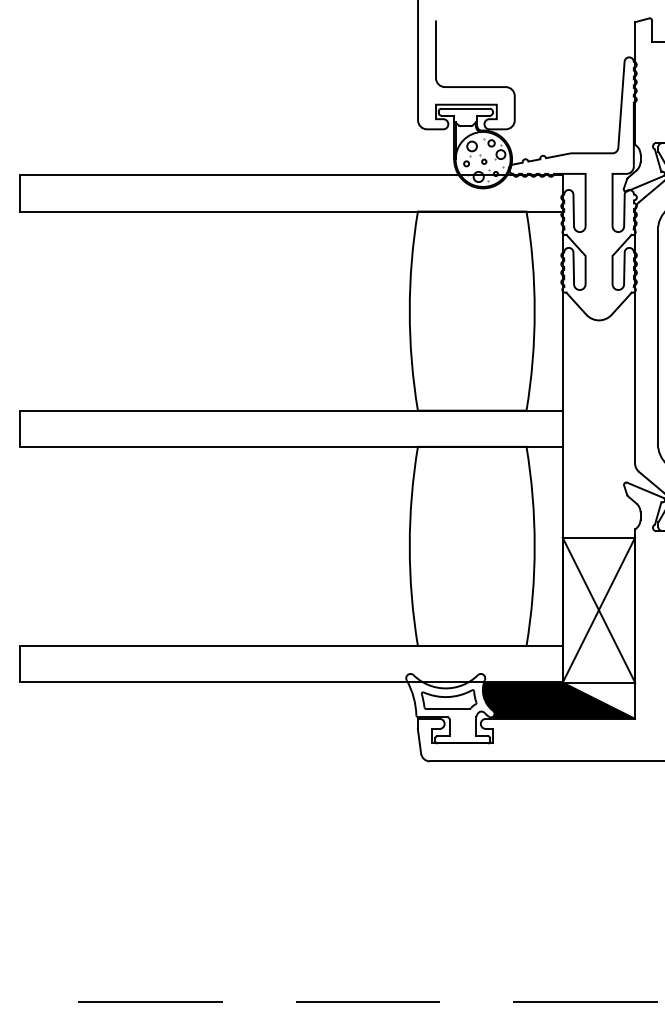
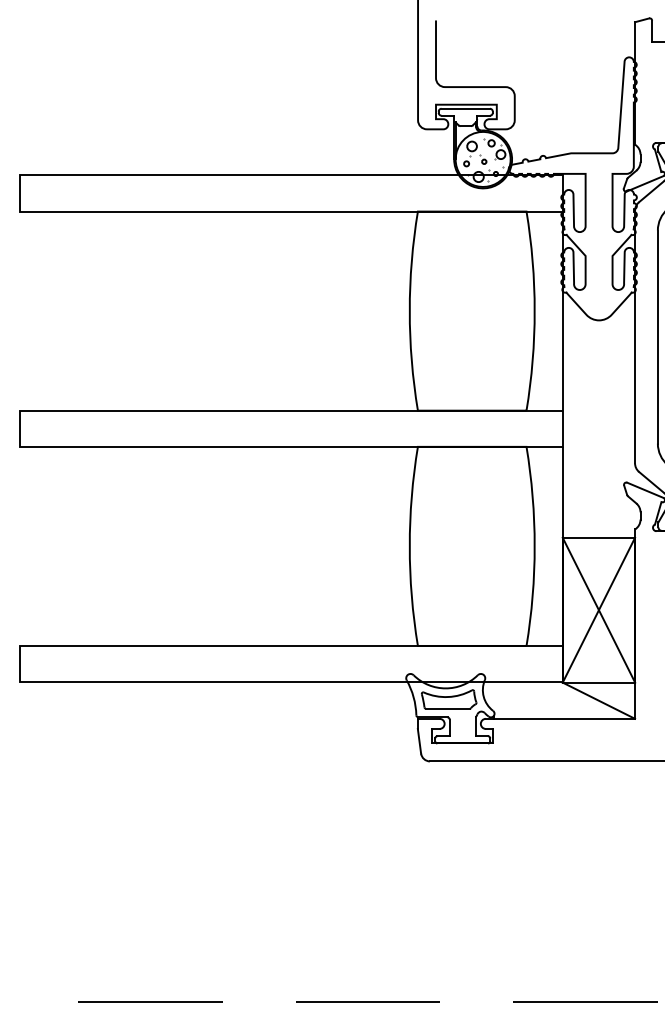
fill: present -> none (558, 700)
